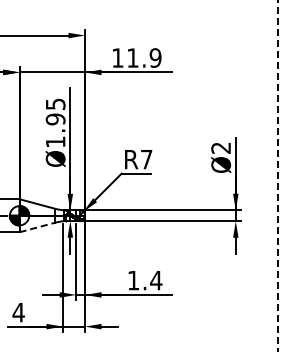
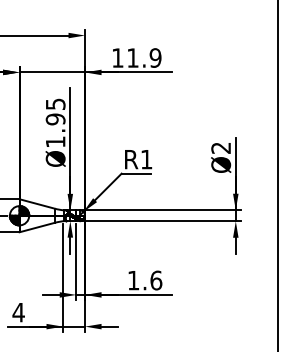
text: R7 -> R1 (146, 159)
line: dashed -> solid (277, 176)
line: dashed -> solid (37, 227)
text: 1.4 -> 1.6 (156, 280)
